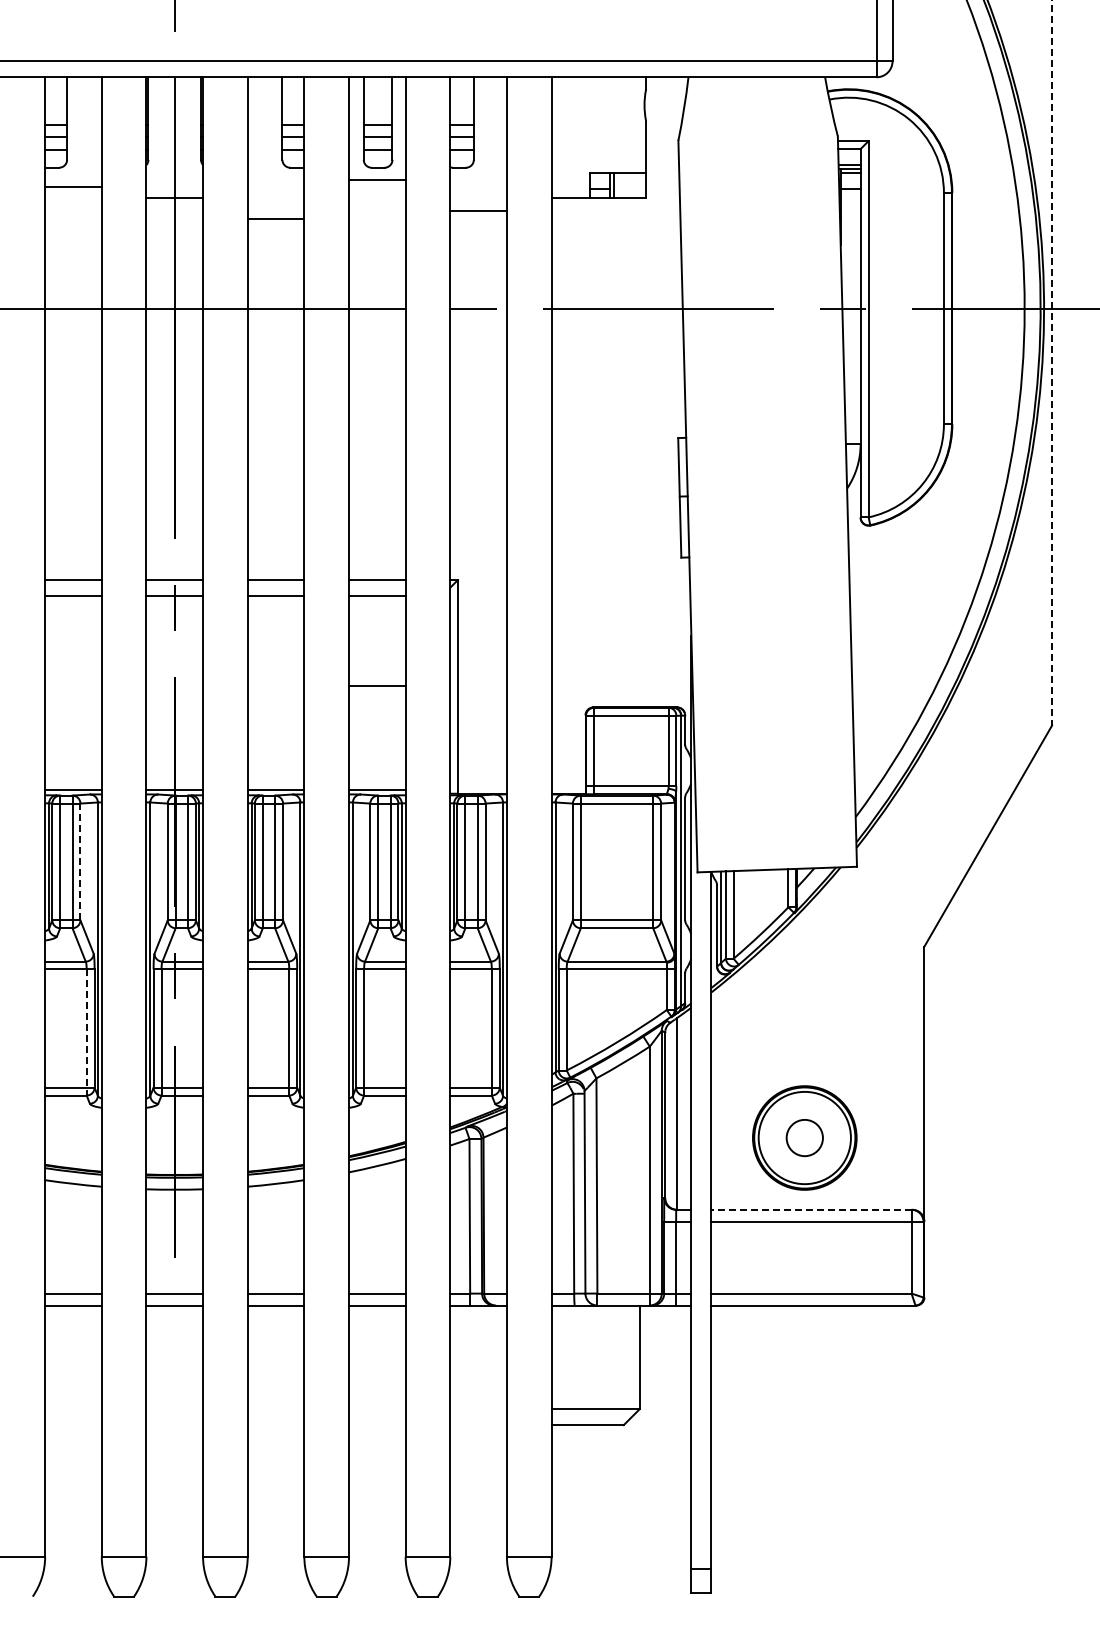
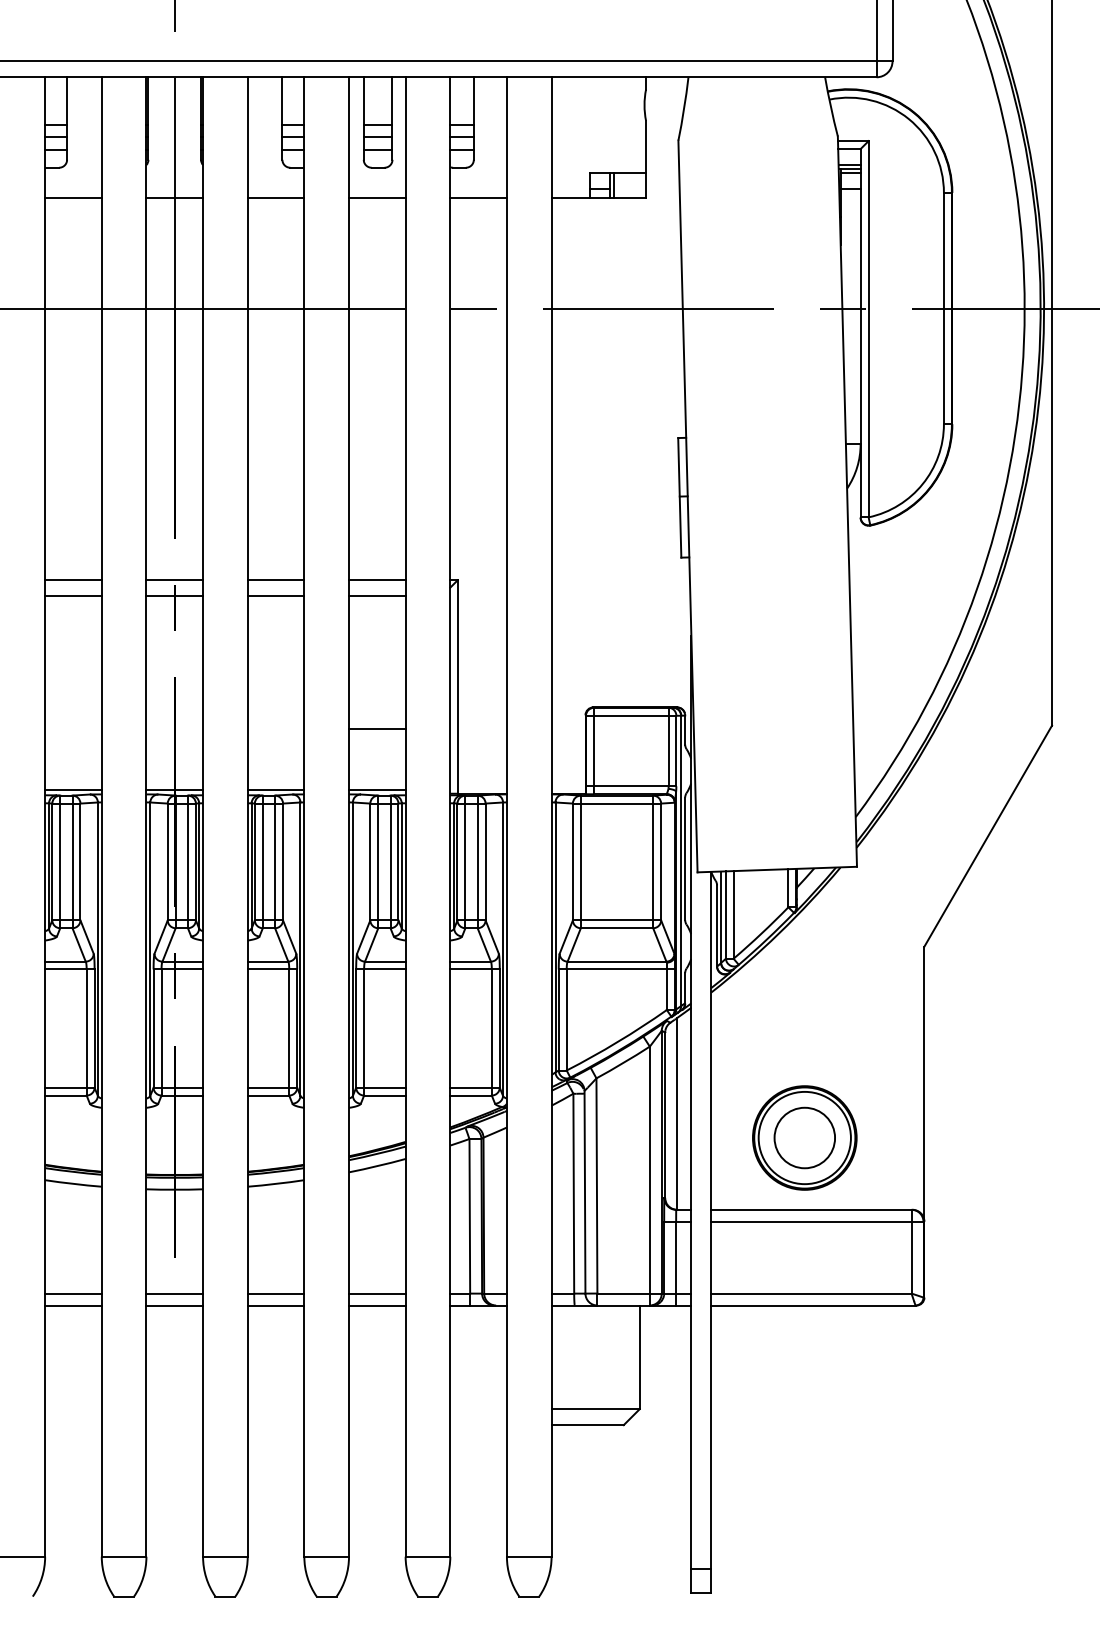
line position: (377, 179) -> (377, 197) (377, 197)
line position: (73, 186) -> (73, 197) (73, 197)
line position: (478, 210) -> (478, 197) (478, 197)
line position: (275, 218) -> (275, 197) (275, 197)
line: dashed -> solid (1052, 362)
line position: (377, 686) -> (377, 729) (377, 729)
line: dashed -> solid (80, 861)
line: dashed -> solid (86, 1033)
circle diameter: 36 px -> 60 px (804, 1137)
line: dashed -> solid (811, 1209)
